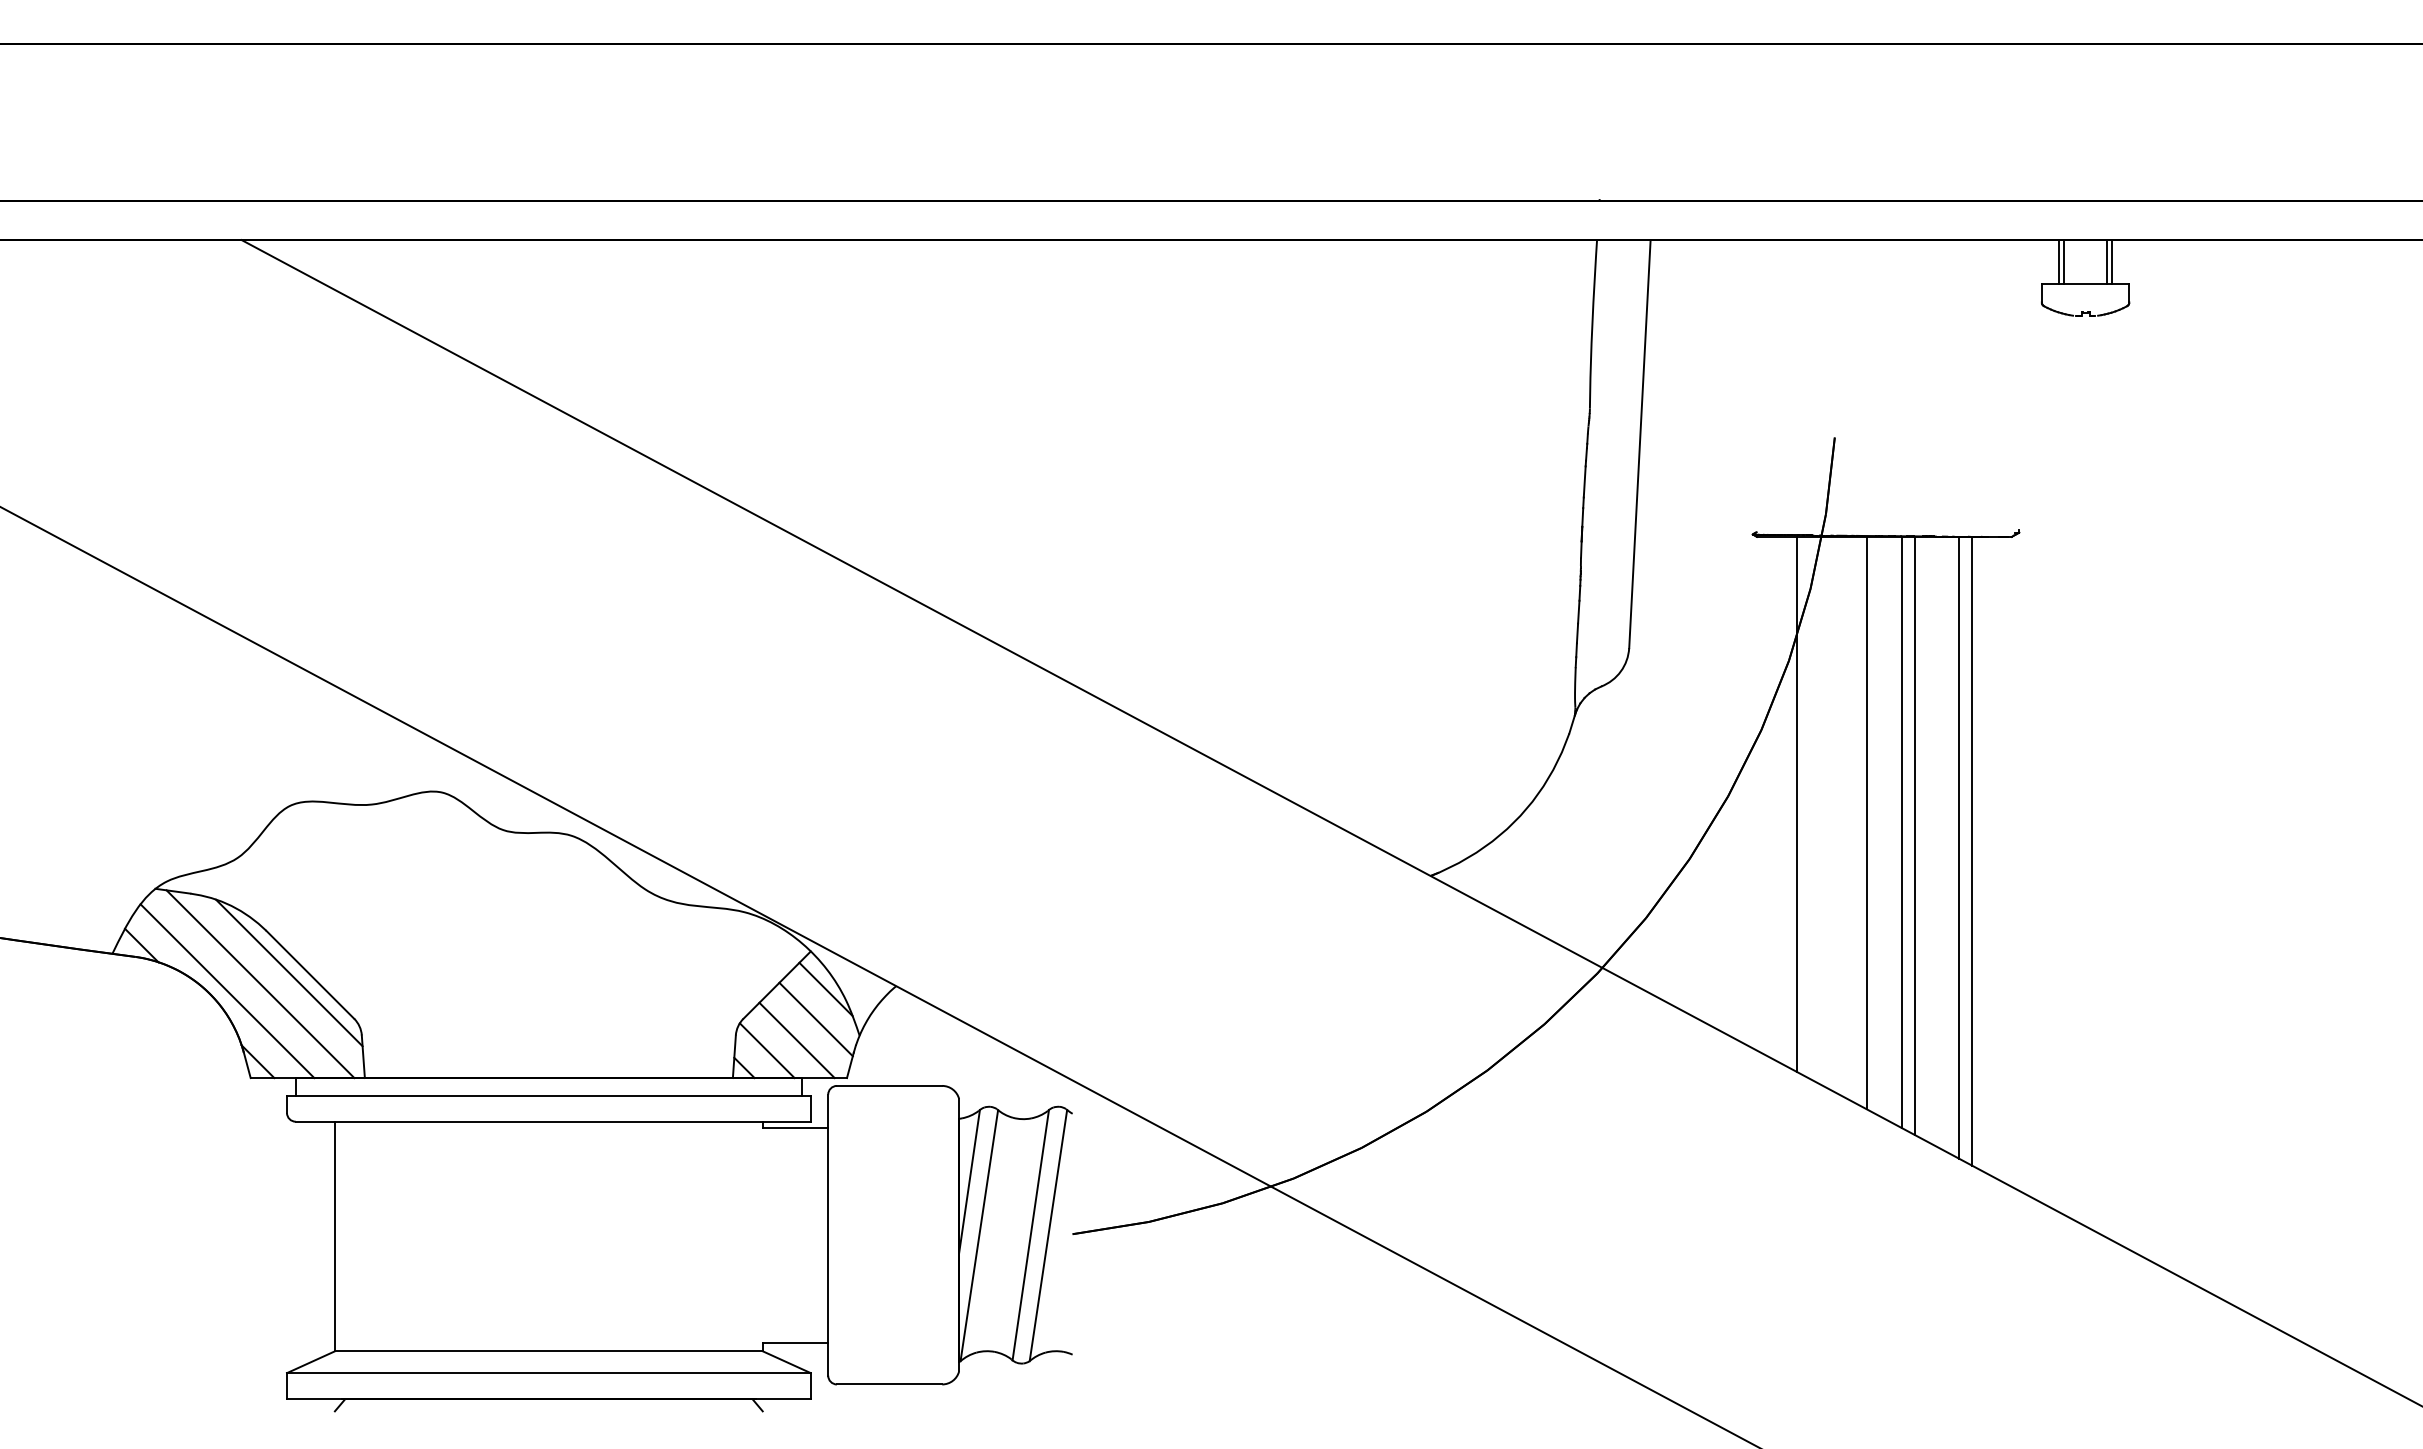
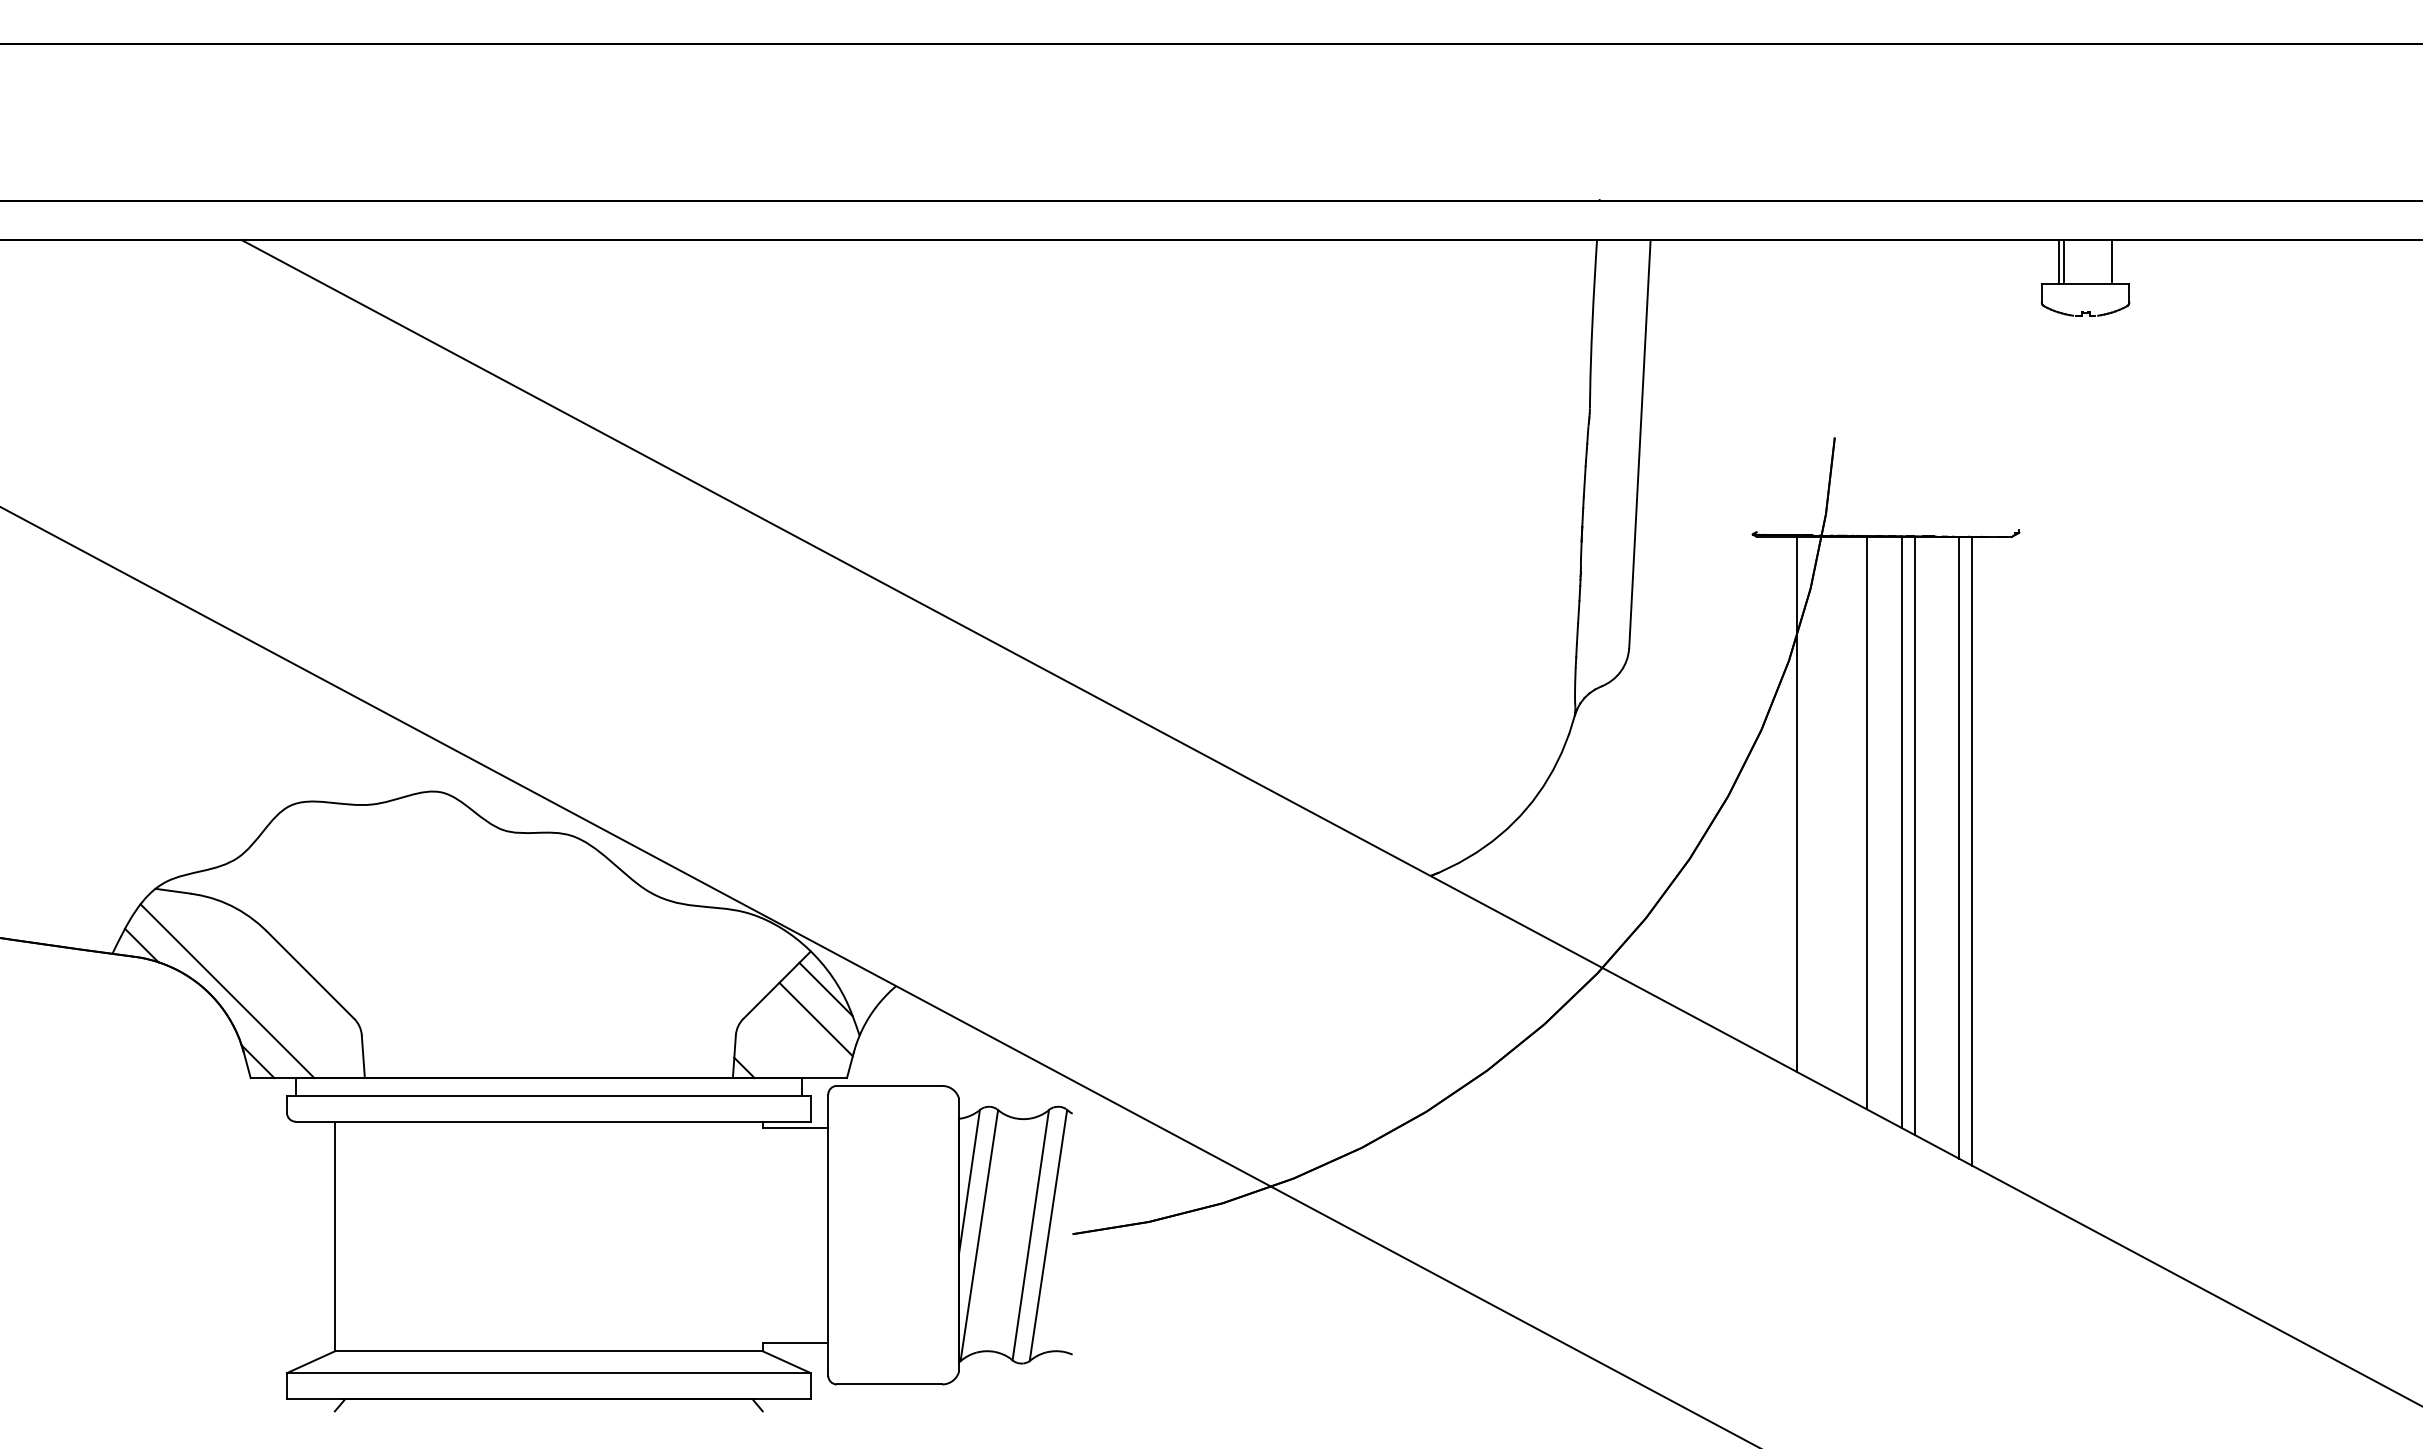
line: present -> none (2107, 262)
line: present -> none (288, 972)
line: present -> none (260, 984)
line: present -> none (796, 1040)
line: present -> none (766, 1050)
